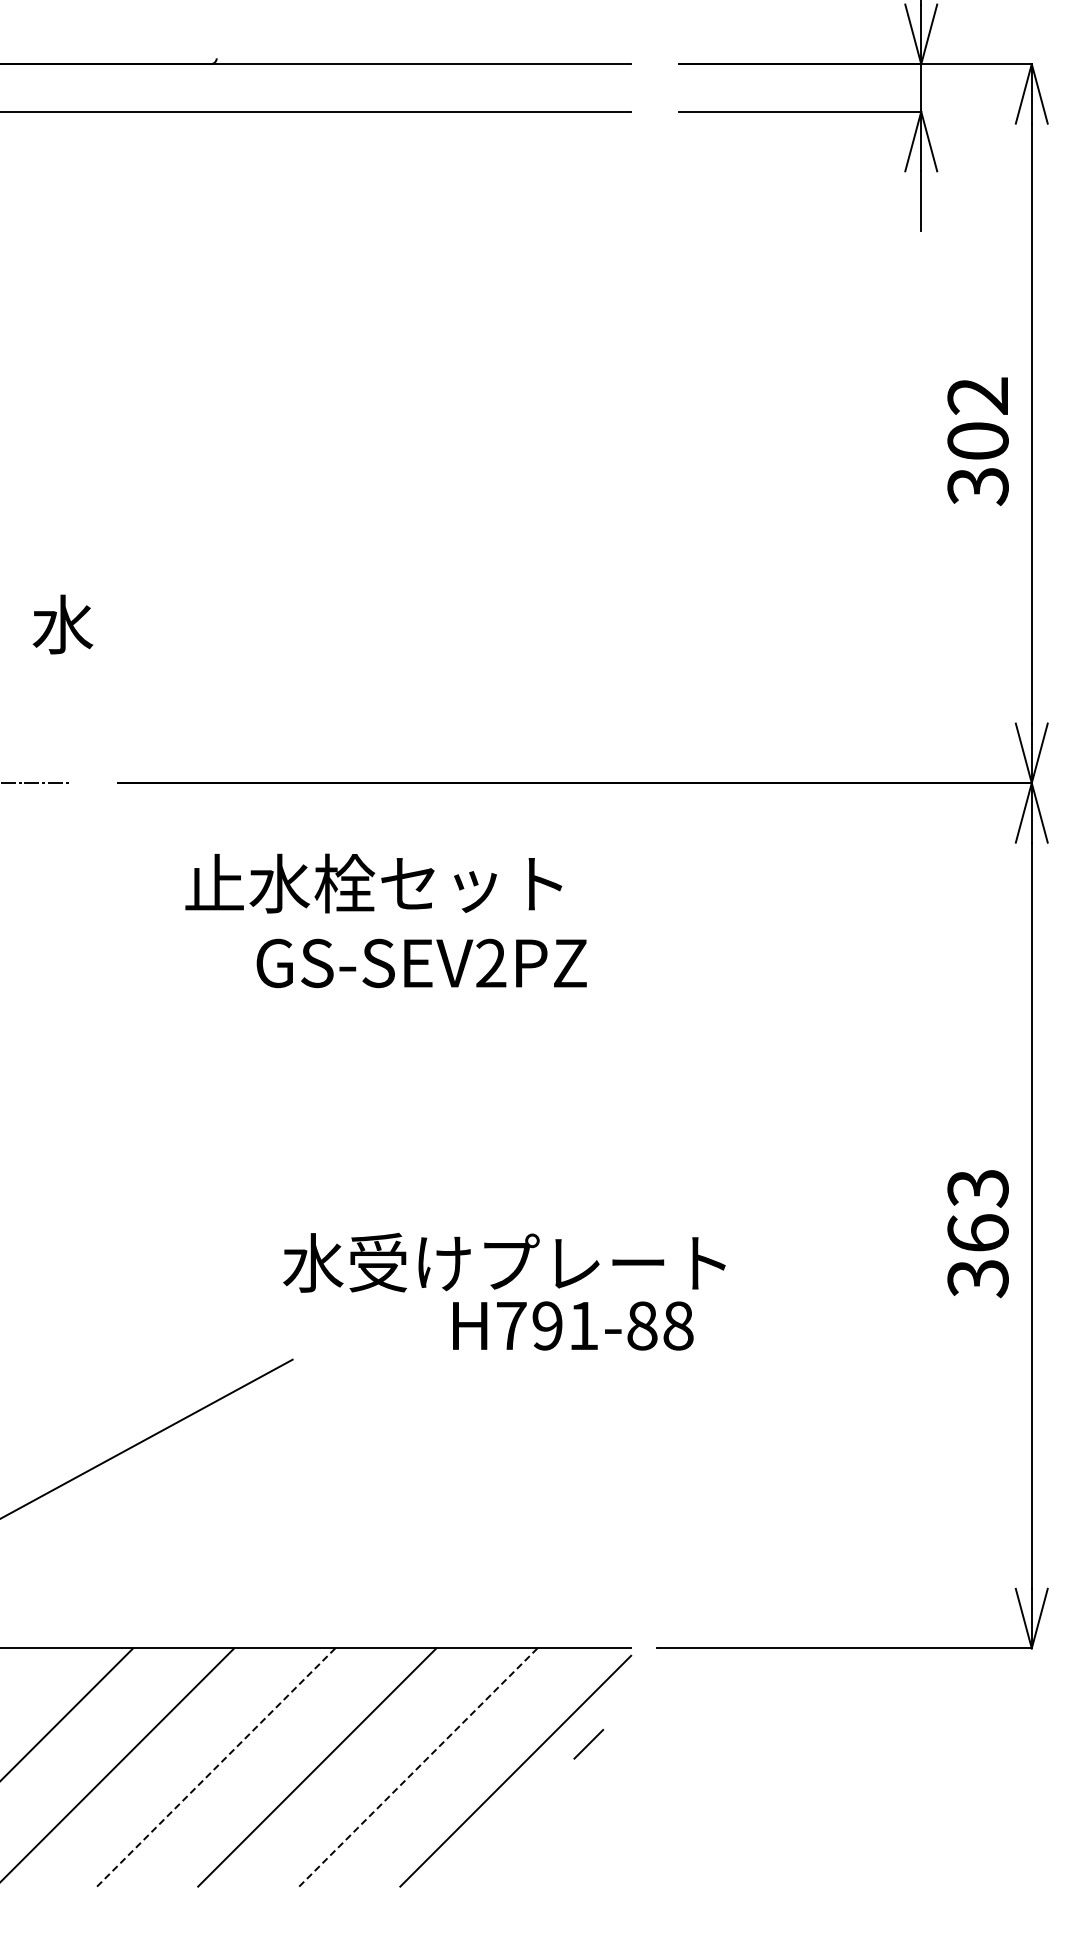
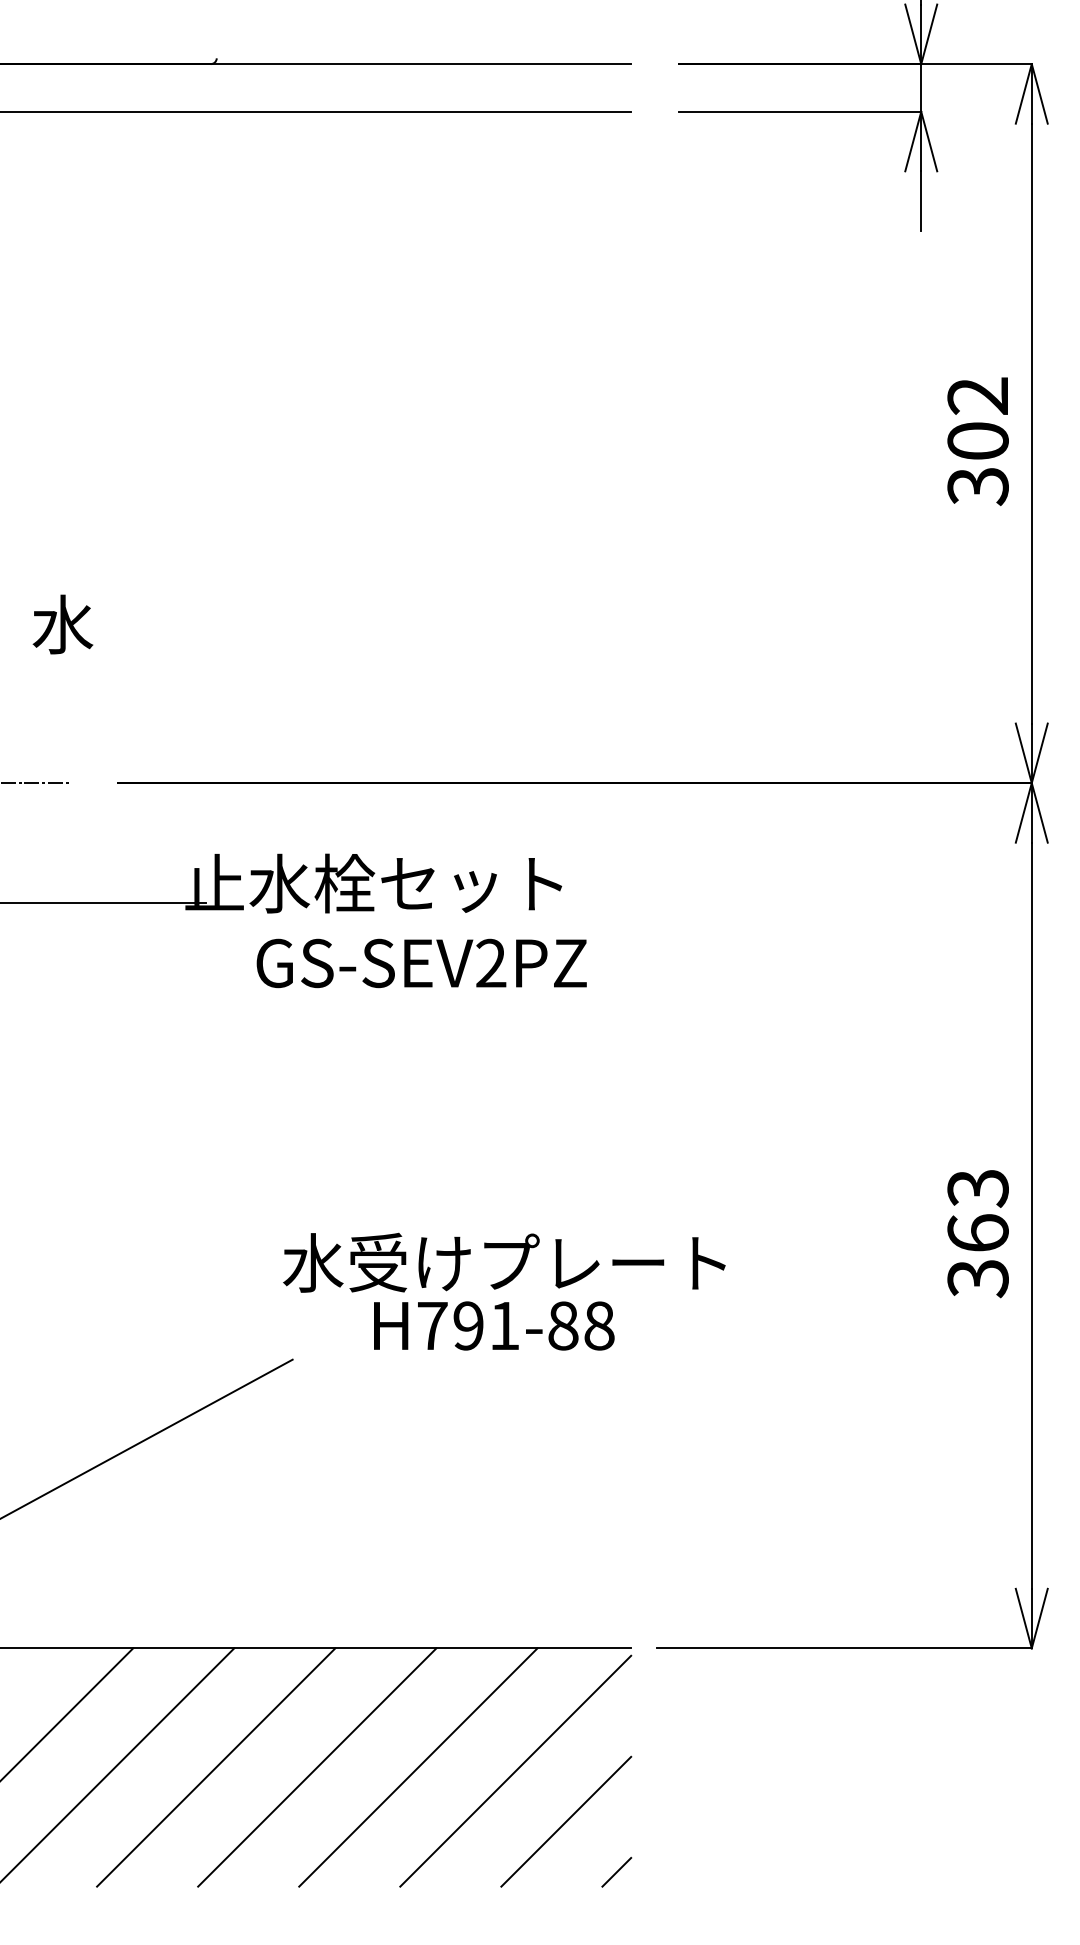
line: none -> present (103, 903)
text position: (573, 1325) -> (494, 1325) (494, 1325)
line position: (588, 1743) -> (616, 1871) (616, 1871)
line: dashed -> solid (216, 1767)
line: dashed -> solid (418, 1767)
line: none -> present (566, 1821)
